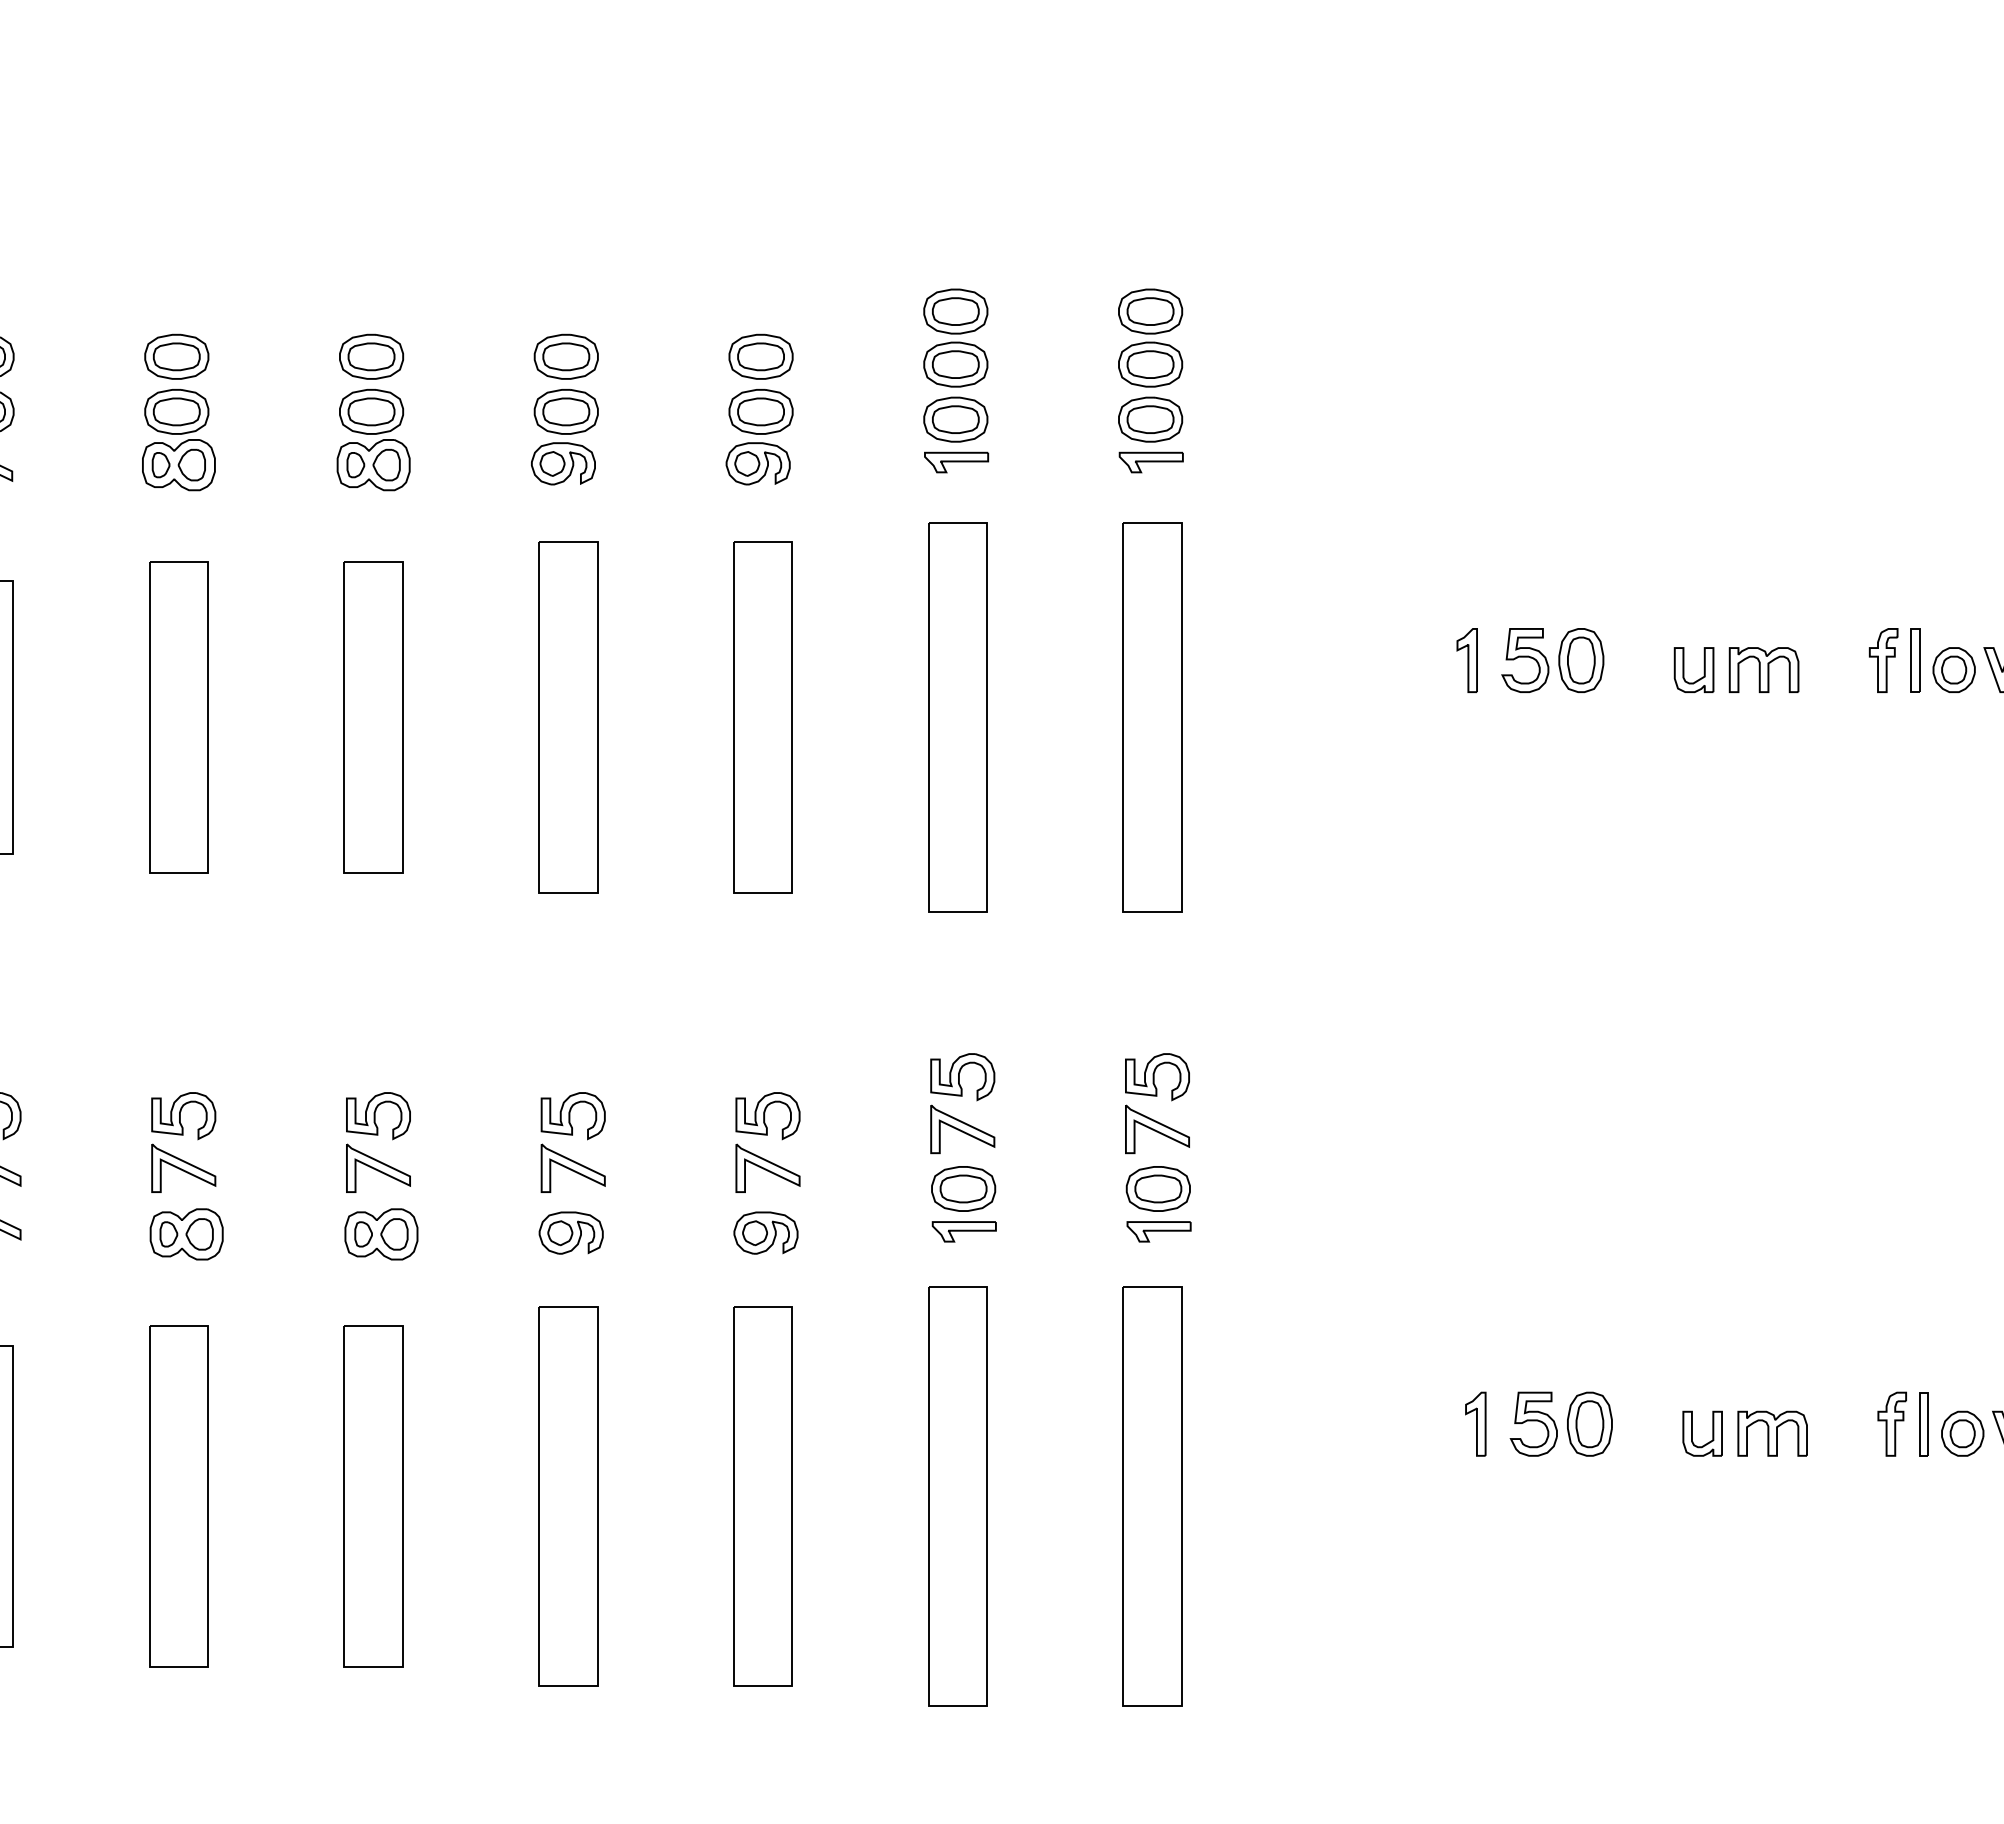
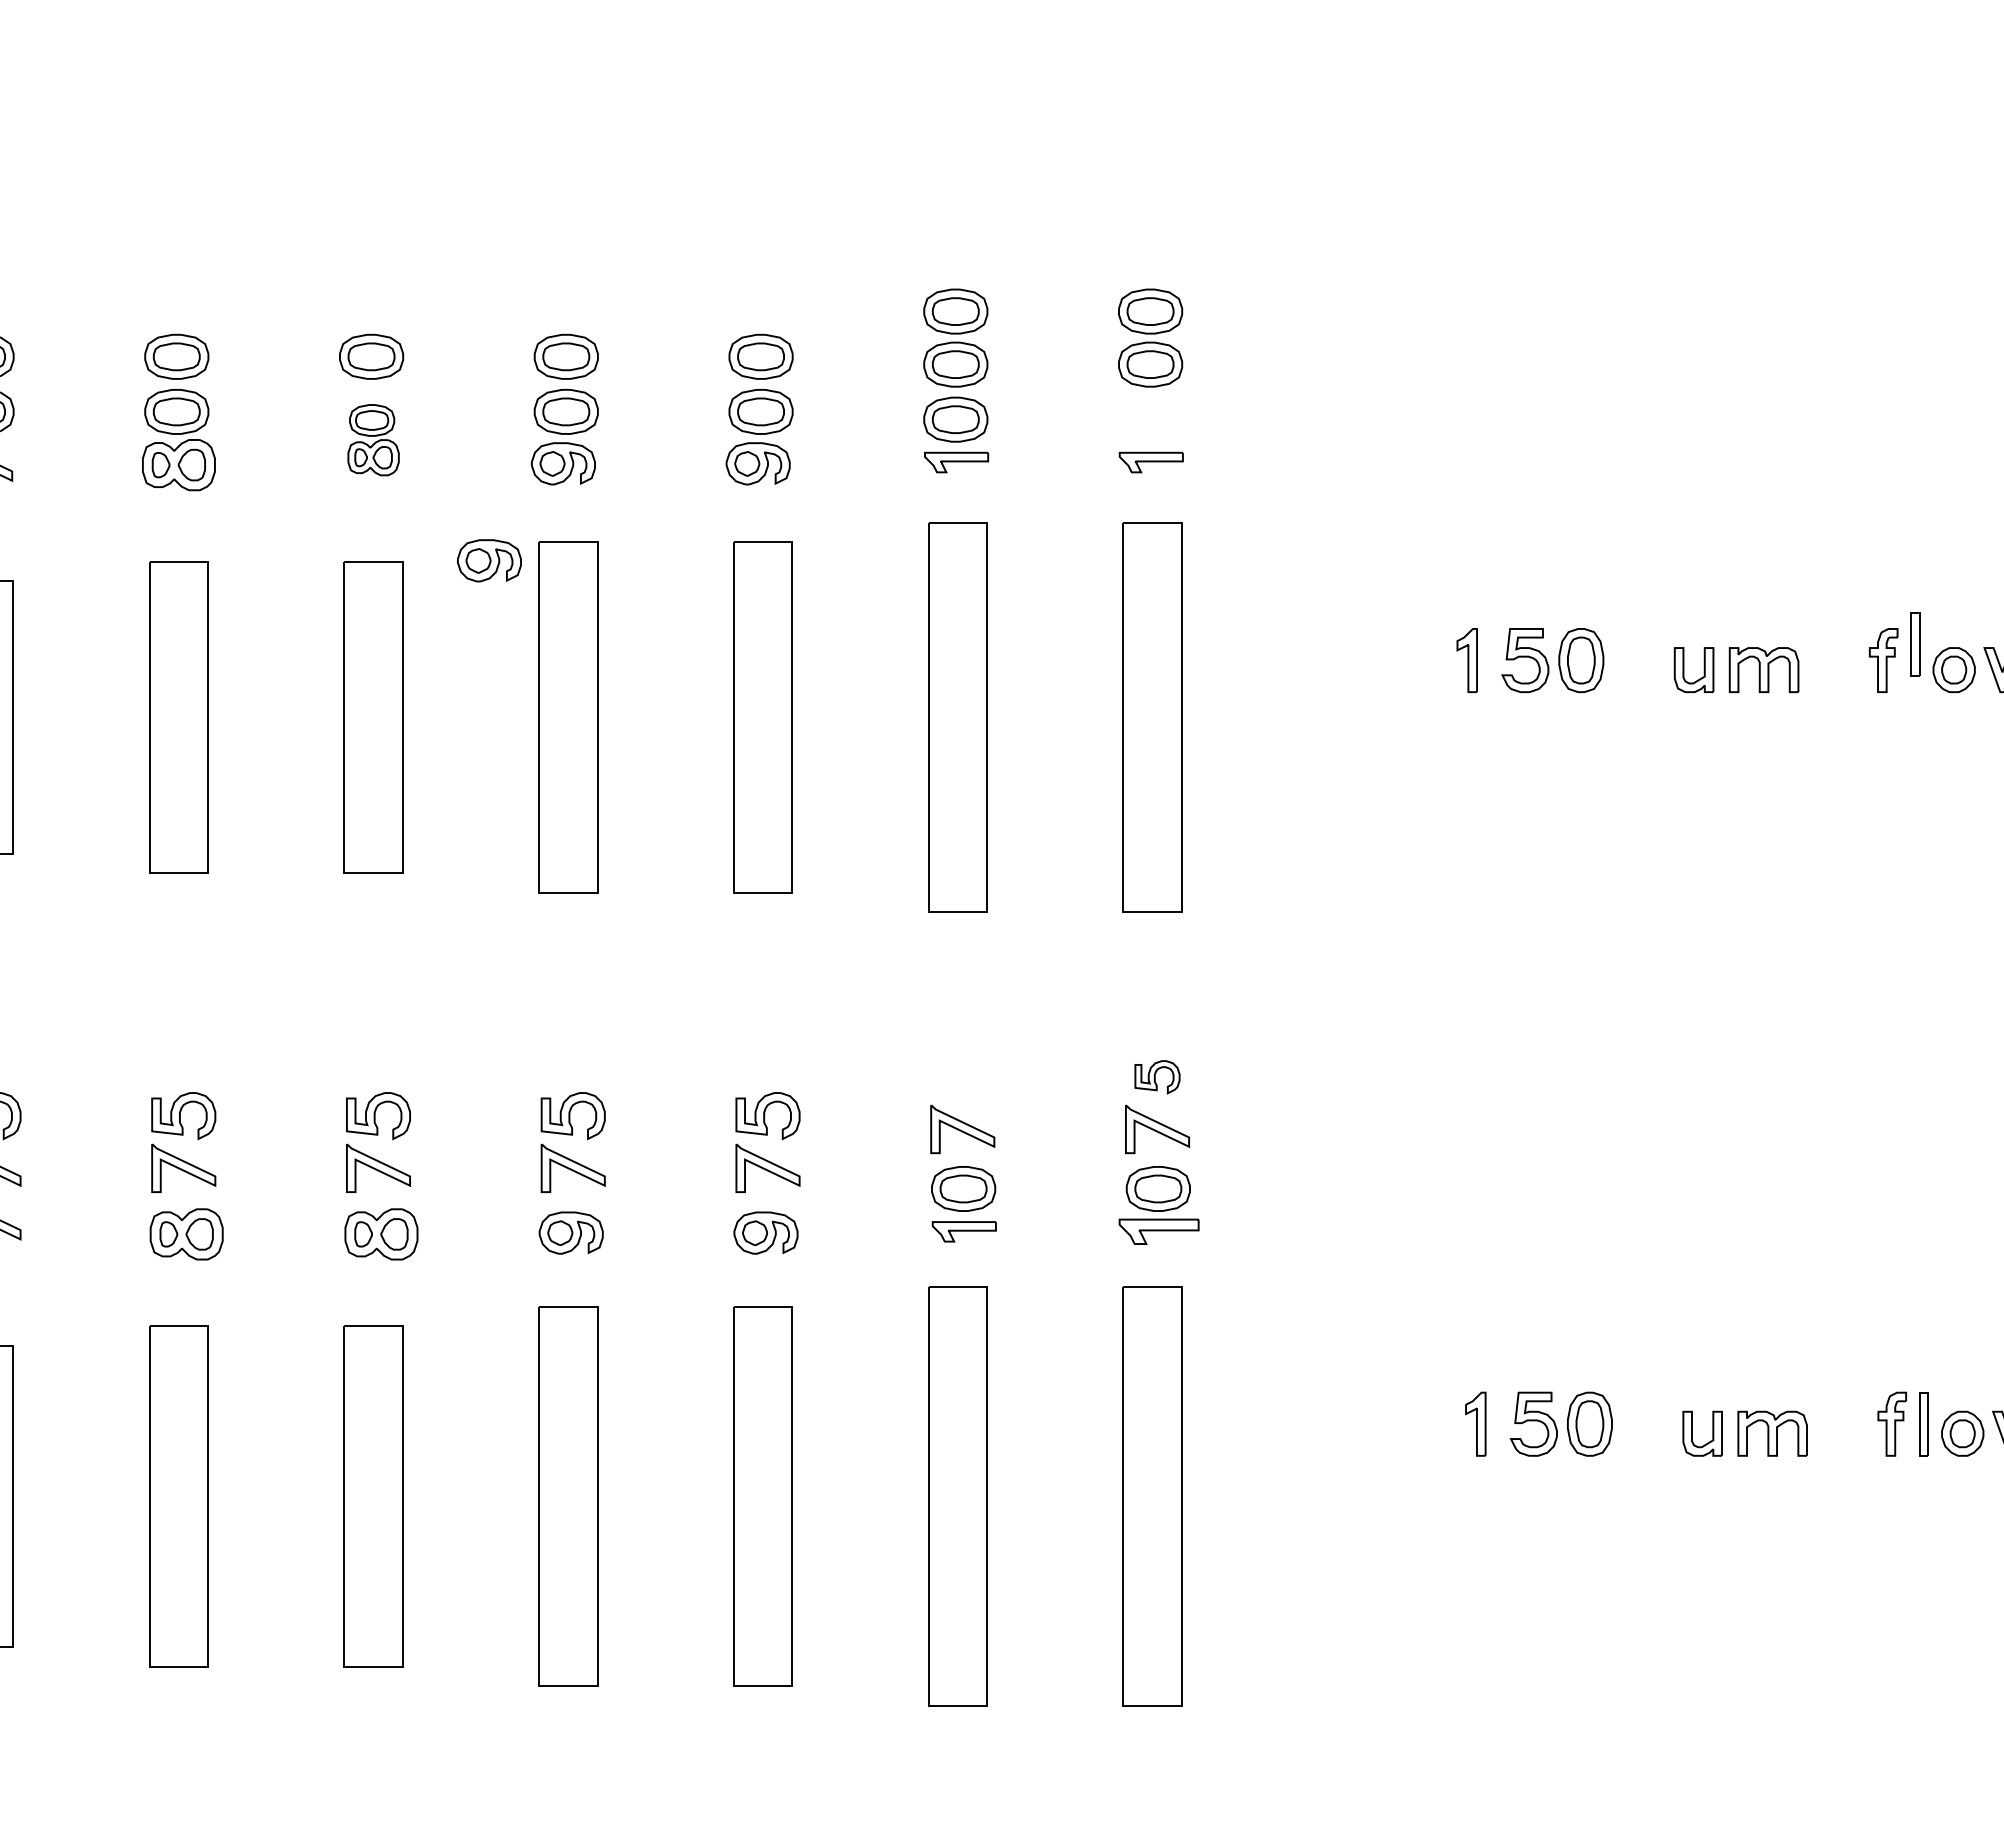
part: present -> none (1150, 419)
part size: 75x103 px -> 53x73 px (373, 440)
part: none -> present (489, 560)
part position: (1915, 660) -> (1915, 644) (1915, 644)
part: present -> none (962, 1077)
part size: 65x49 px -> 47x35 px (1157, 1077)
part size: 66x22 px -> 82x27 px (1158, 1231)
